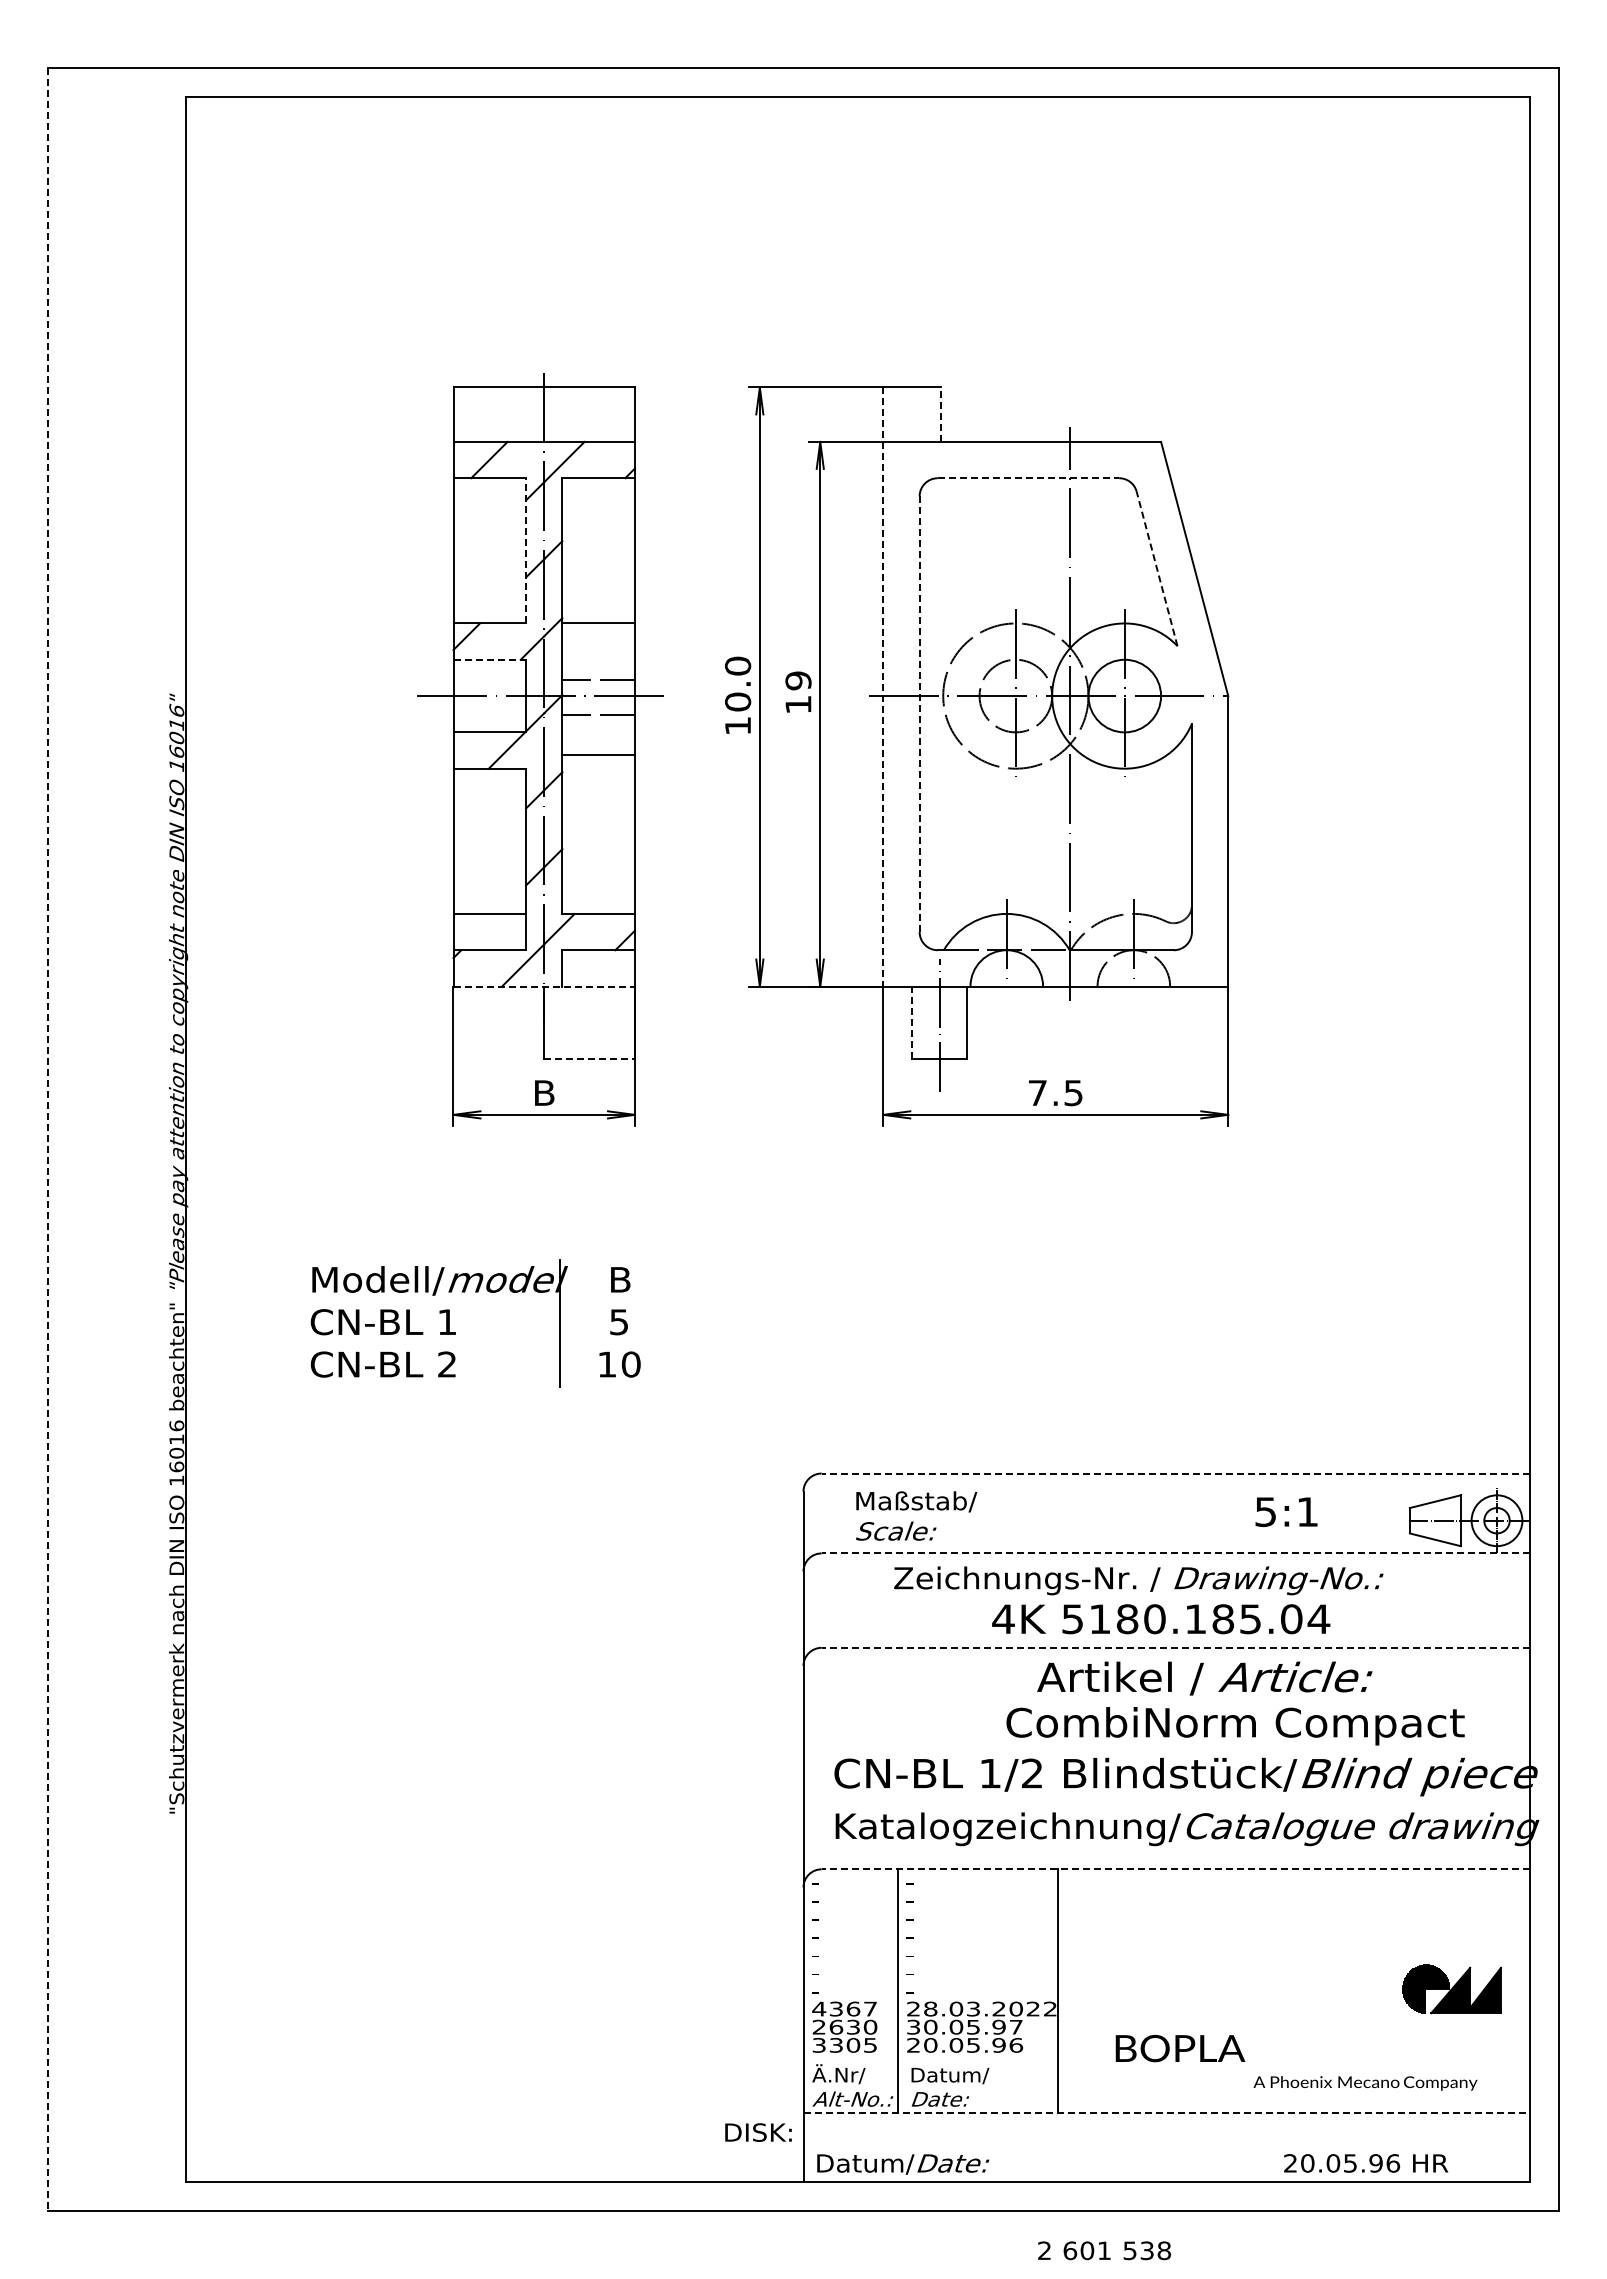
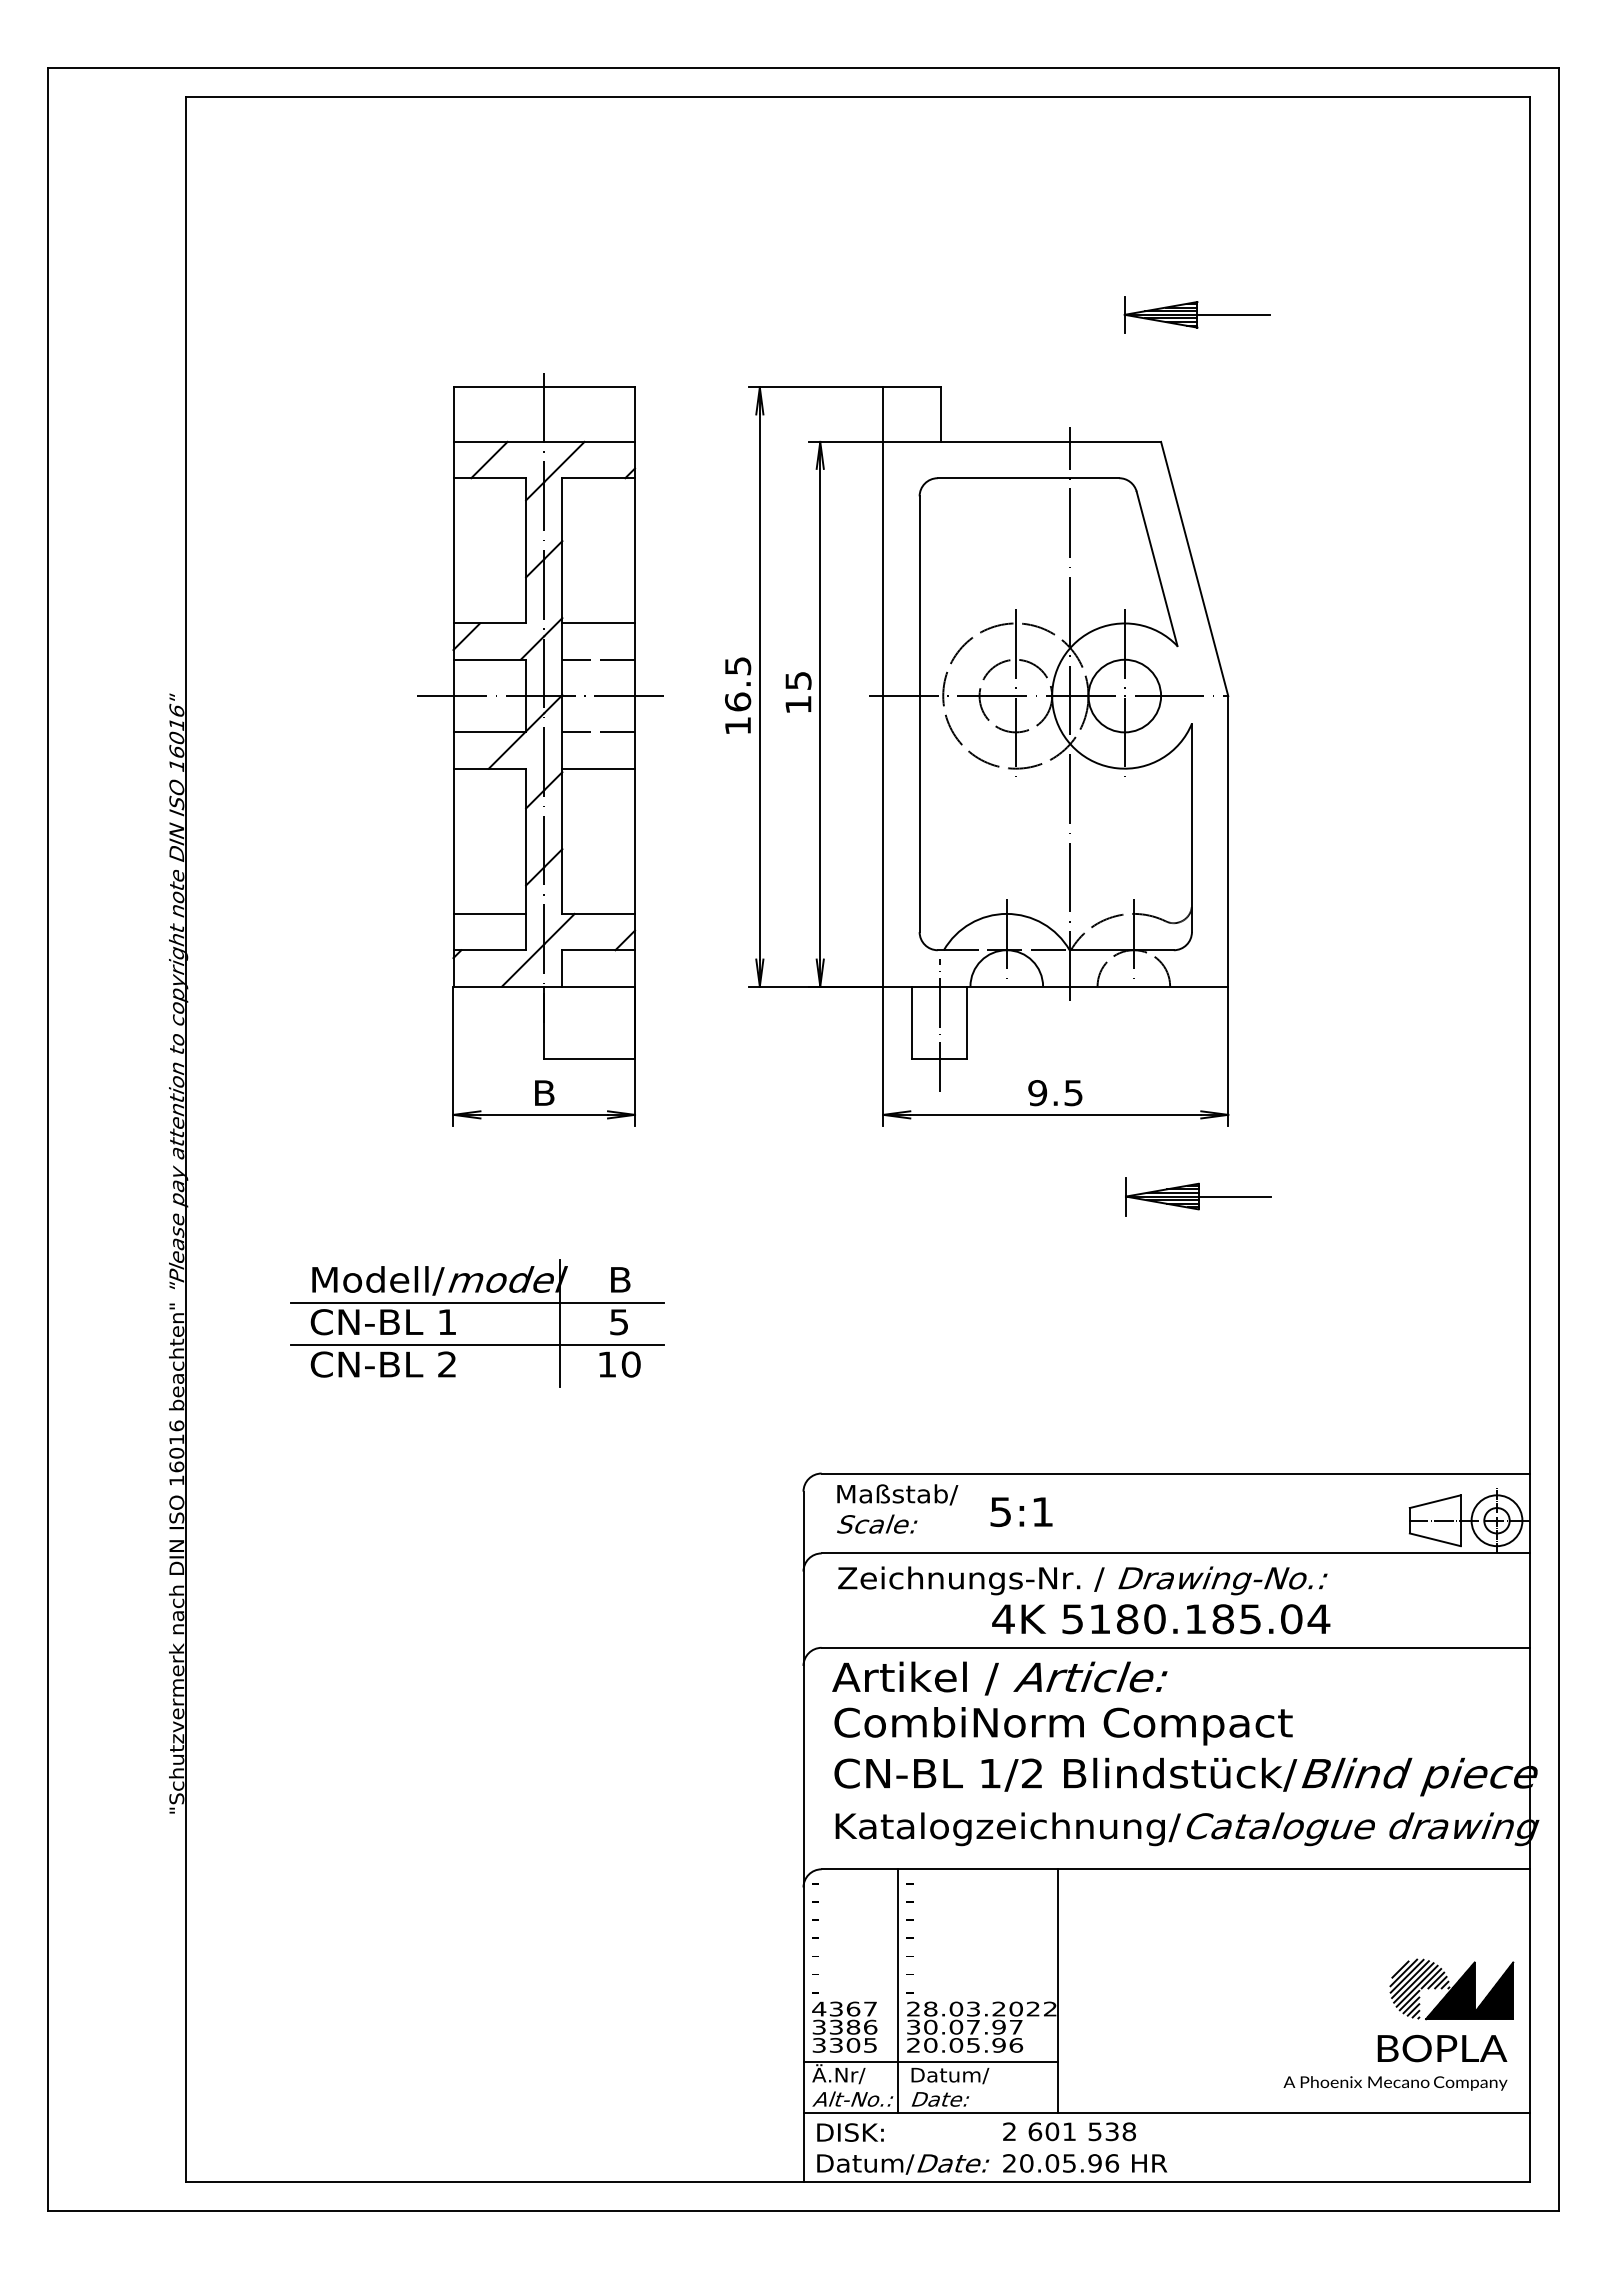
part: none -> present (1196, 314)
line: dashed -> solid (941, 414)
line: dashed -> solid (1028, 478)
line: dashed -> solid (526, 550)
line: dashed -> solid (1157, 568)
line: dashed -> solid (490, 659)
line position: (598, 679) -> (598, 659) (598, 659)
text: 19 -> 15 (798, 680)
text: 10.0 -> 16.5 (738, 683)
line: dashed -> solid (883, 687)
line: dashed -> solid (919, 714)
line position: (598, 715) -> (598, 732) (598, 732)
line position: (598, 754) -> (598, 768) (598, 768)
line: dashed -> solid (544, 986)
line: dashed -> solid (912, 1022)
line: dashed -> solid (590, 1059)
text: 7.5 -> 9.5 (1037, 1093)
line: dashed -> solid (48, 1139)
part: none -> present (1198, 1196)
line: none -> present (477, 1302)
line: none -> present (477, 1344)
line: dashed -> solid (1175, 1473)
text position: (1286, 1511) -> (1021, 1511) (1021, 1511)
text position: (916, 1515) -> (897, 1508) (897, 1508)
line: dashed -> solid (1175, 1553)
text position: (1138, 1580) -> (1082, 1580) (1082, 1580)
line: dashed -> solid (1175, 1647)
text position: (1204, 1678) -> (999, 1678) (999, 1678)
text position: (1235, 1726) -> (1063, 1726) (1063, 1726)
line: dashed -> solid (1175, 1869)
part size: 100x51 px -> 126x63 px (1451, 1989)
text: 2630 -> 3386 (844, 2026)
text: 30.05.97 -> 30.07.97 (973, 2027)
text position: (1180, 2048) -> (1442, 2048) (1442, 2048)
line: none -> present (930, 2061)
text position: (1365, 2083) -> (1395, 2083) (1395, 2083)
line: dashed -> solid (1167, 2112)
text position: (758, 2132) -> (850, 2132) (850, 2132)
text position: (1366, 2163) -> (1085, 2163) (1085, 2163)
text position: (1104, 2250) -> (1069, 2131) (1069, 2131)
